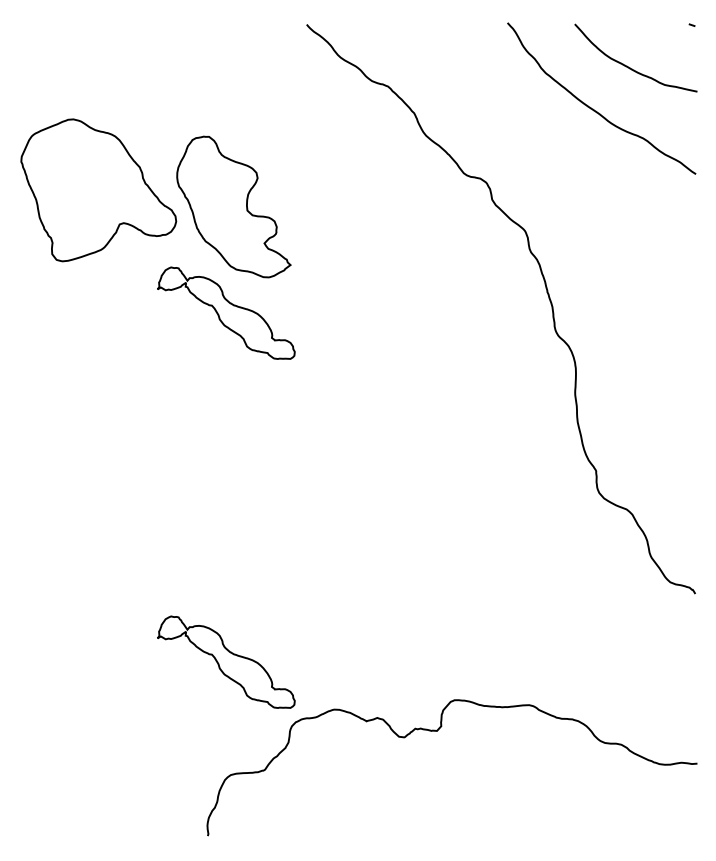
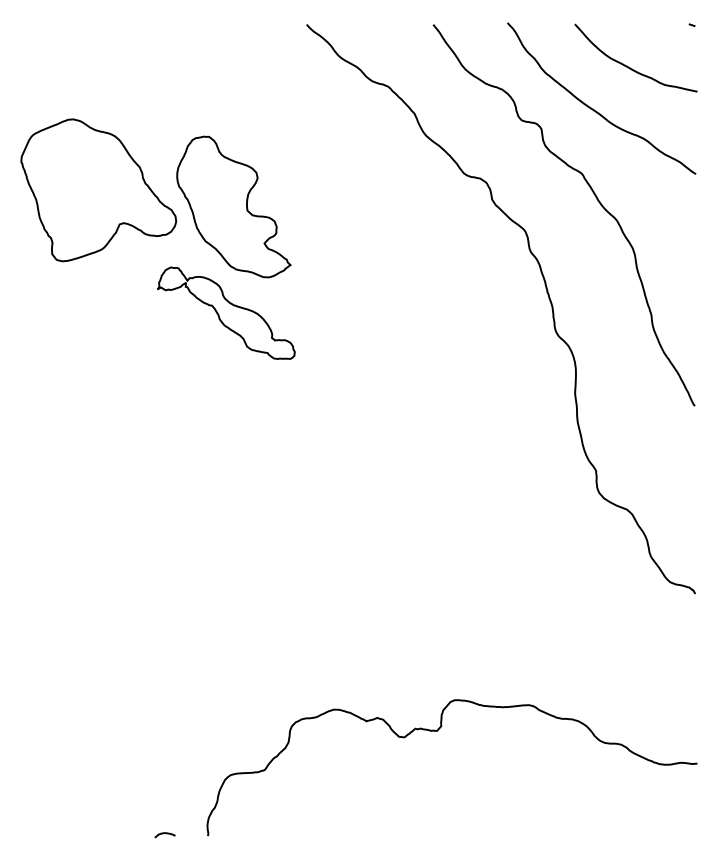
curve: none -> present (593, 194)
part: present -> none (226, 661)
curve: none -> present (163, 834)
